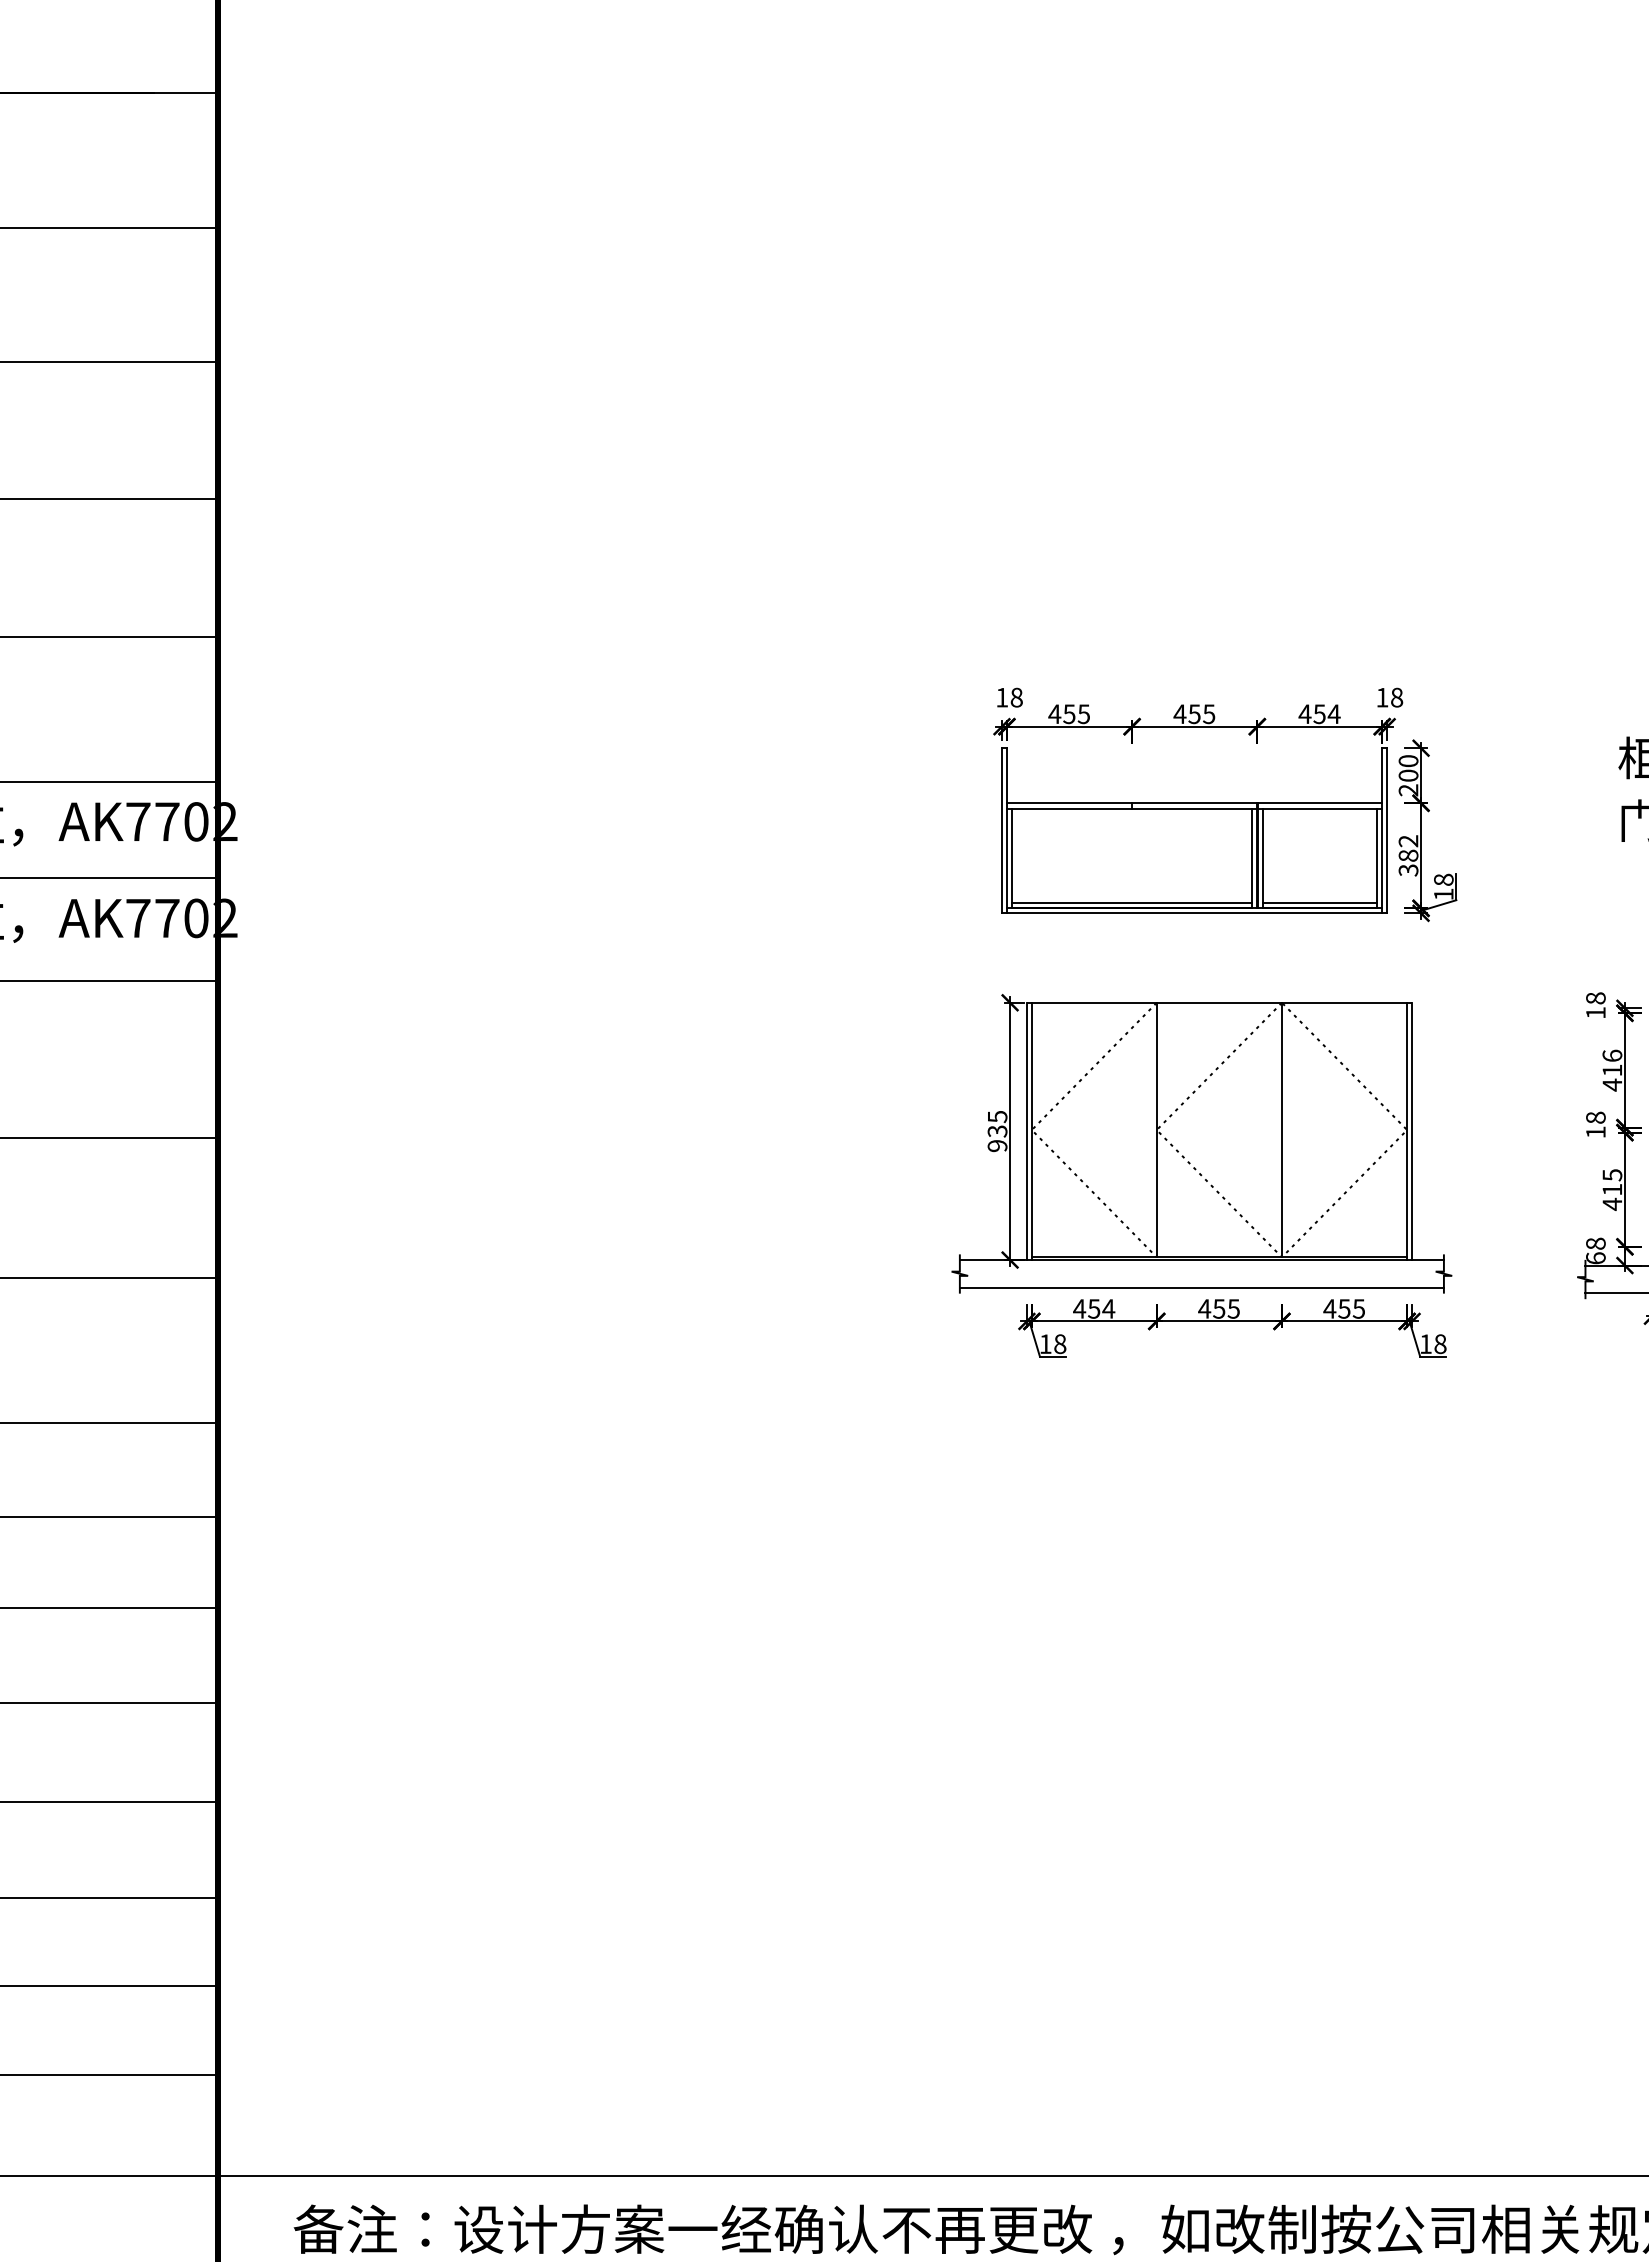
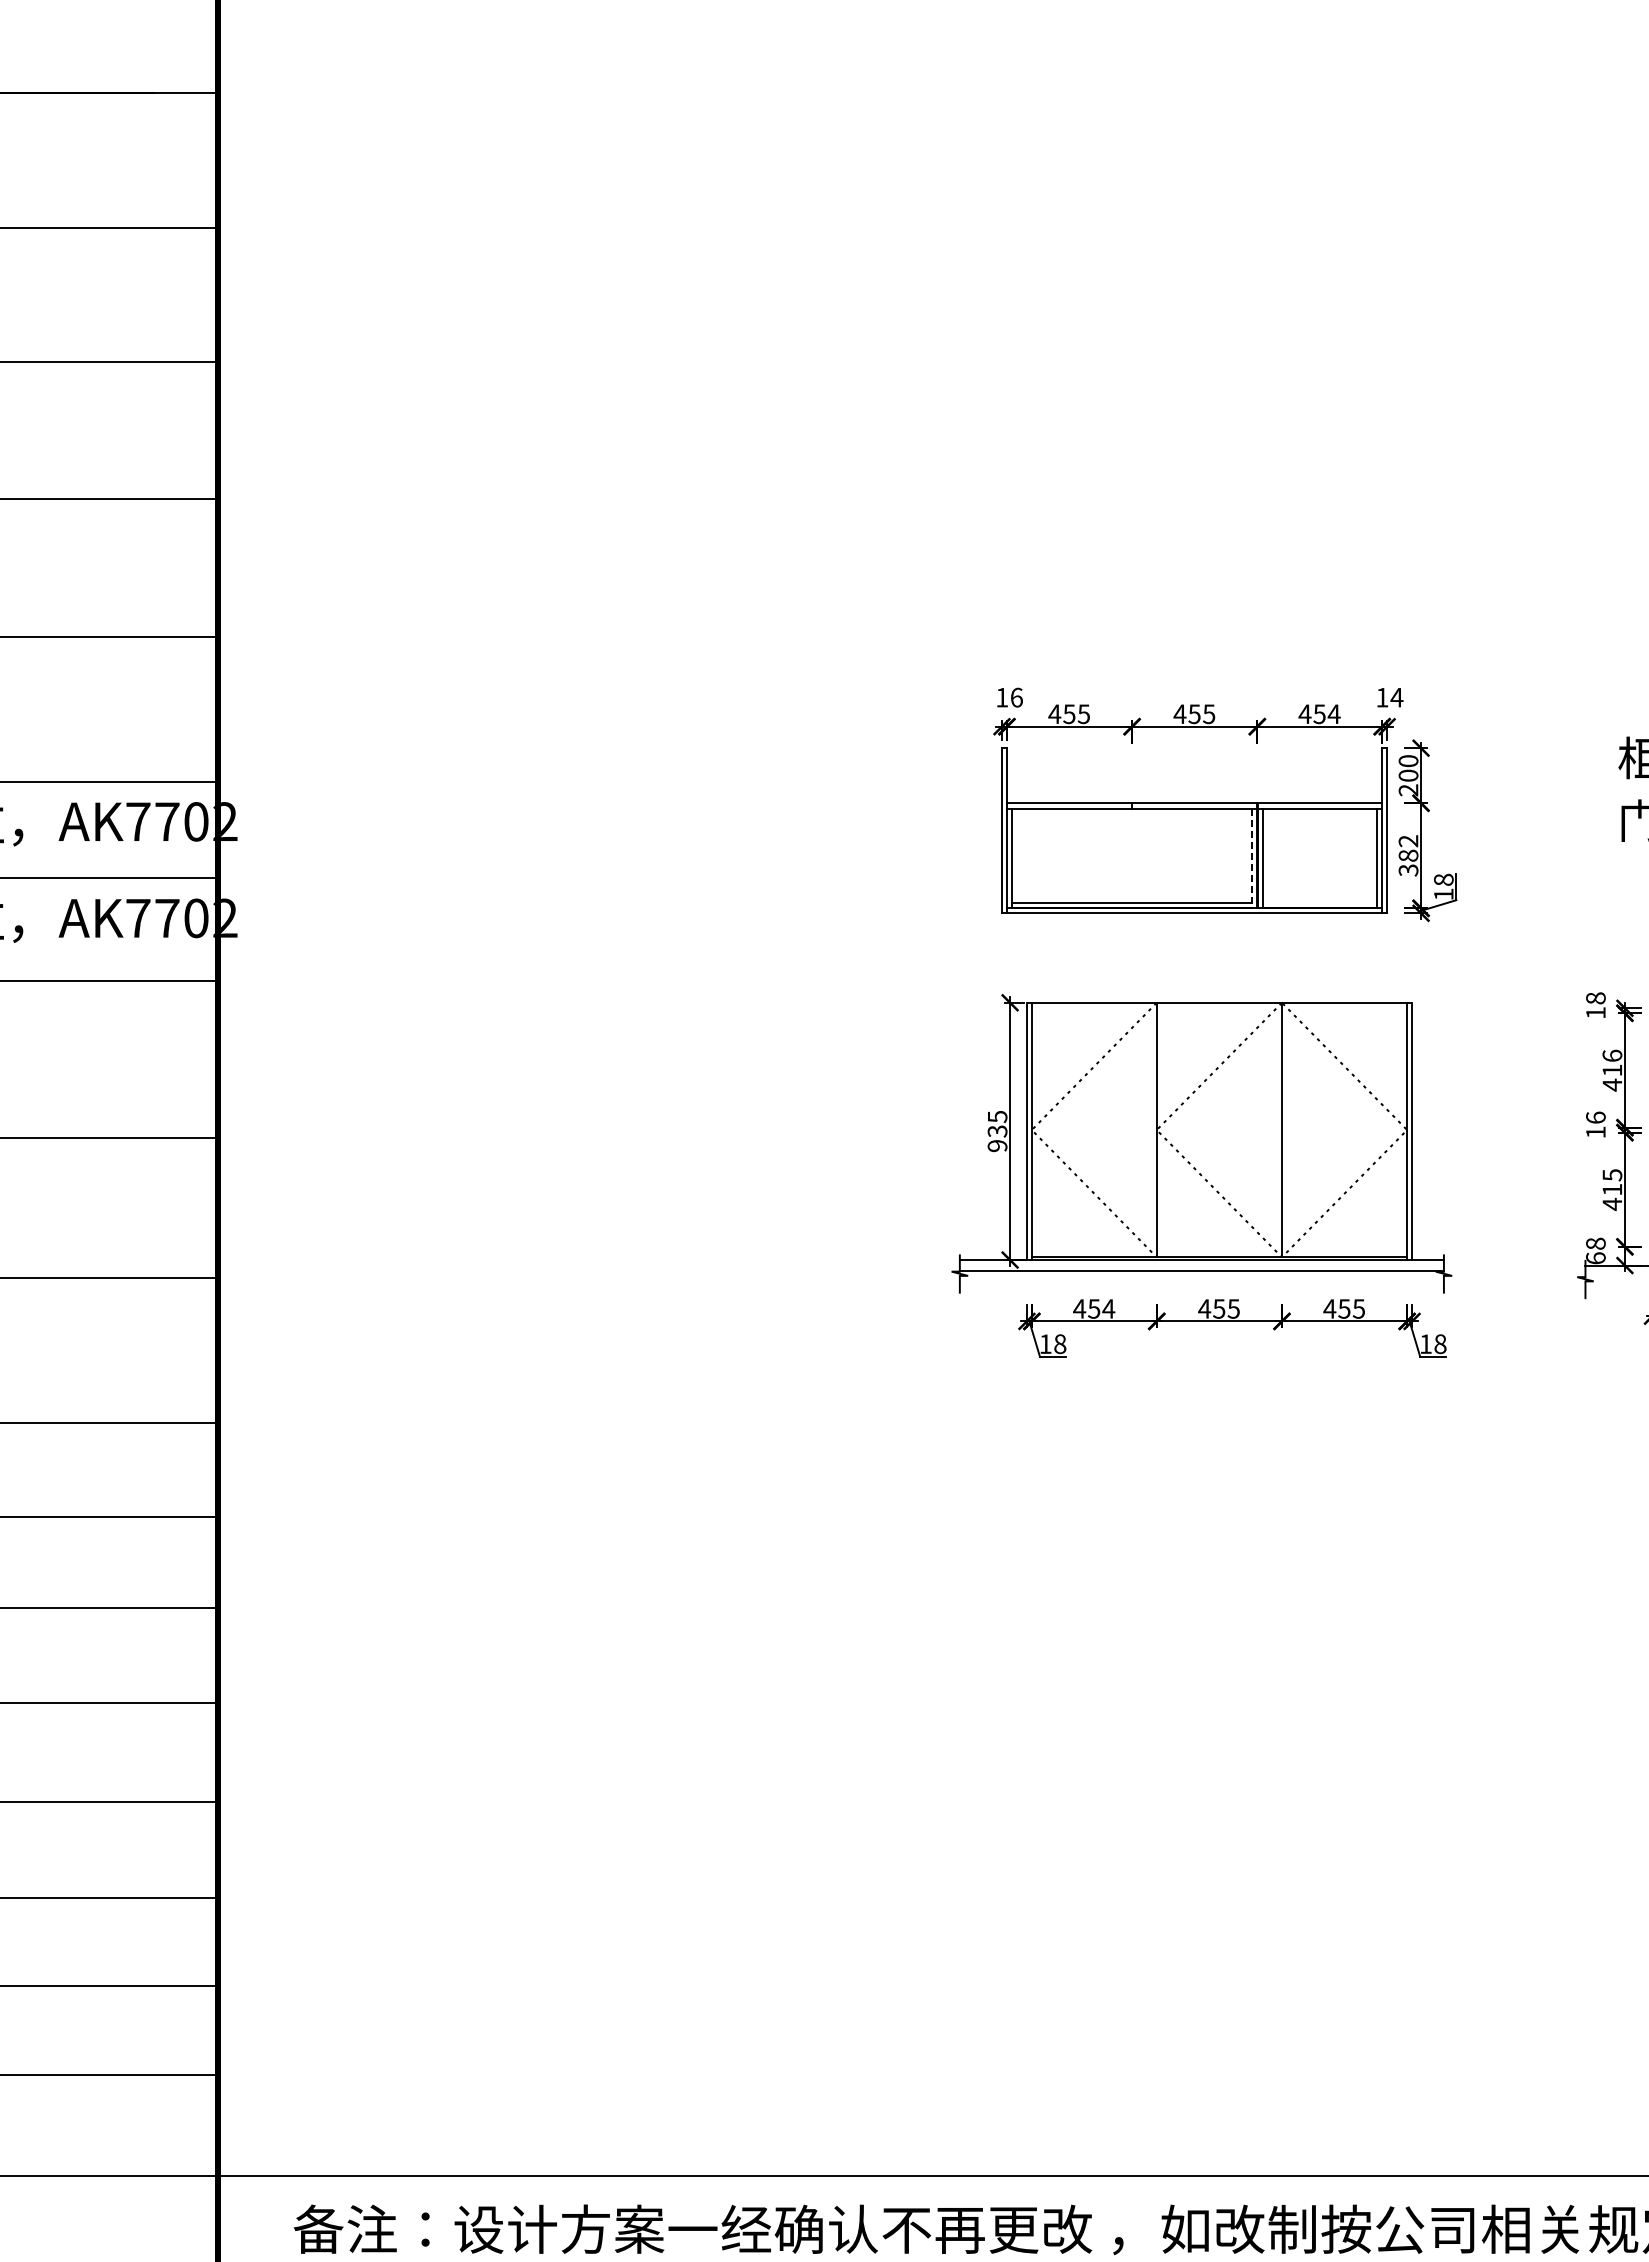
text: 18 -> 16 (1016, 697)
text: 18 -> 14 (1396, 697)
line: solid -> dashed (1252, 858)
line: present -> none (1319, 902)
text: 18 -> 16 (1595, 1117)
line position: (1201, 1287) -> (1201, 1270) (1201, 1270)
line: present -> none (1615, 1293)
